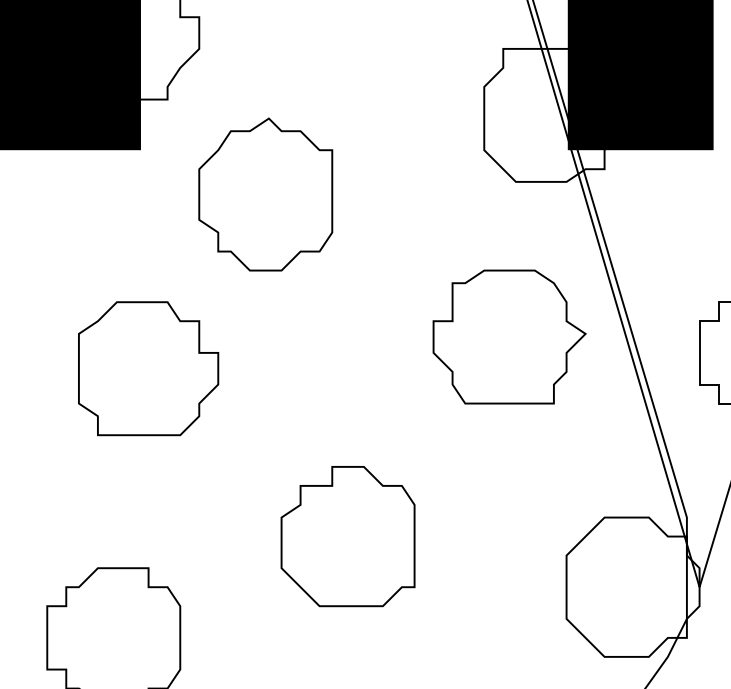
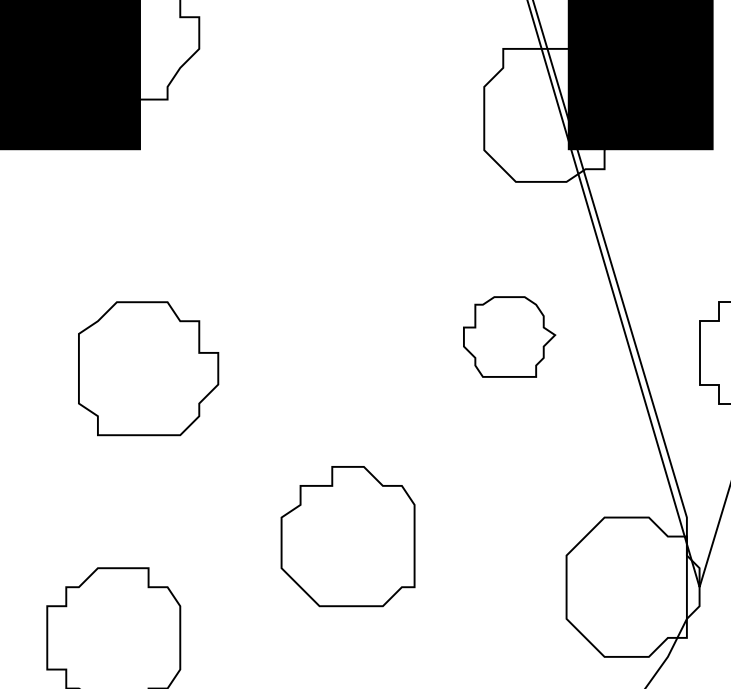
part: present -> none (265, 194)
part size: 155x136 px -> 94x82 px (509, 336)
